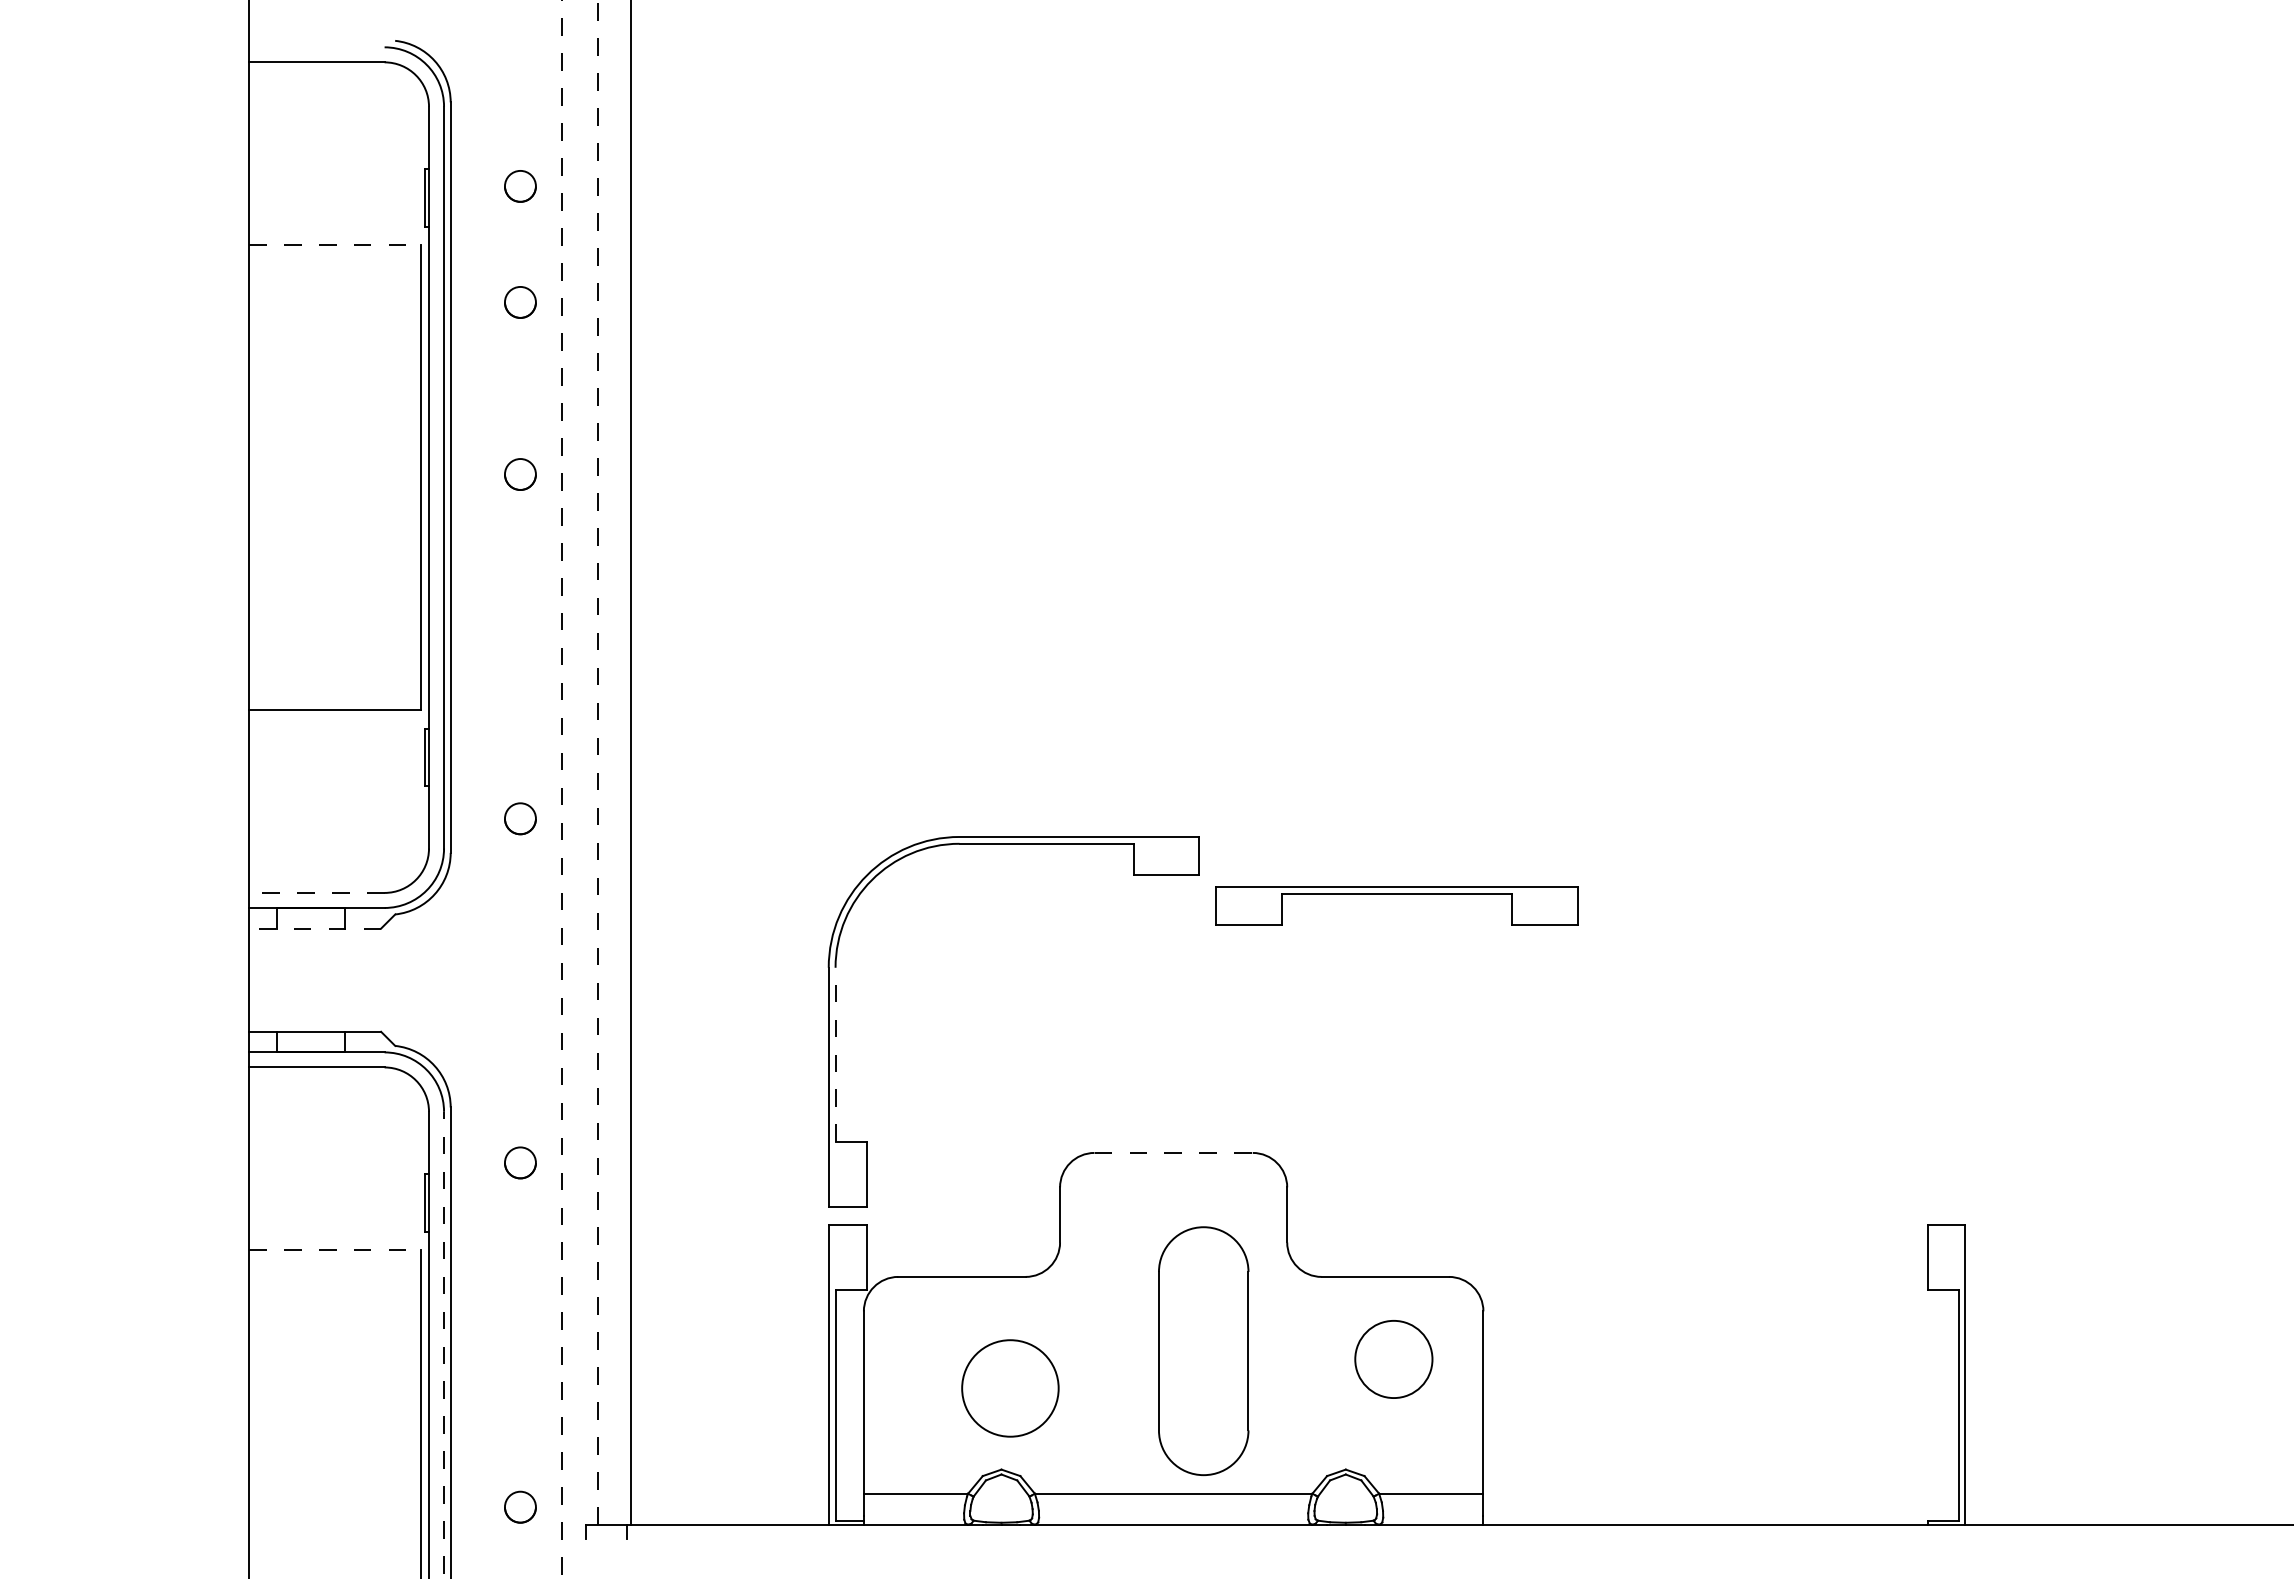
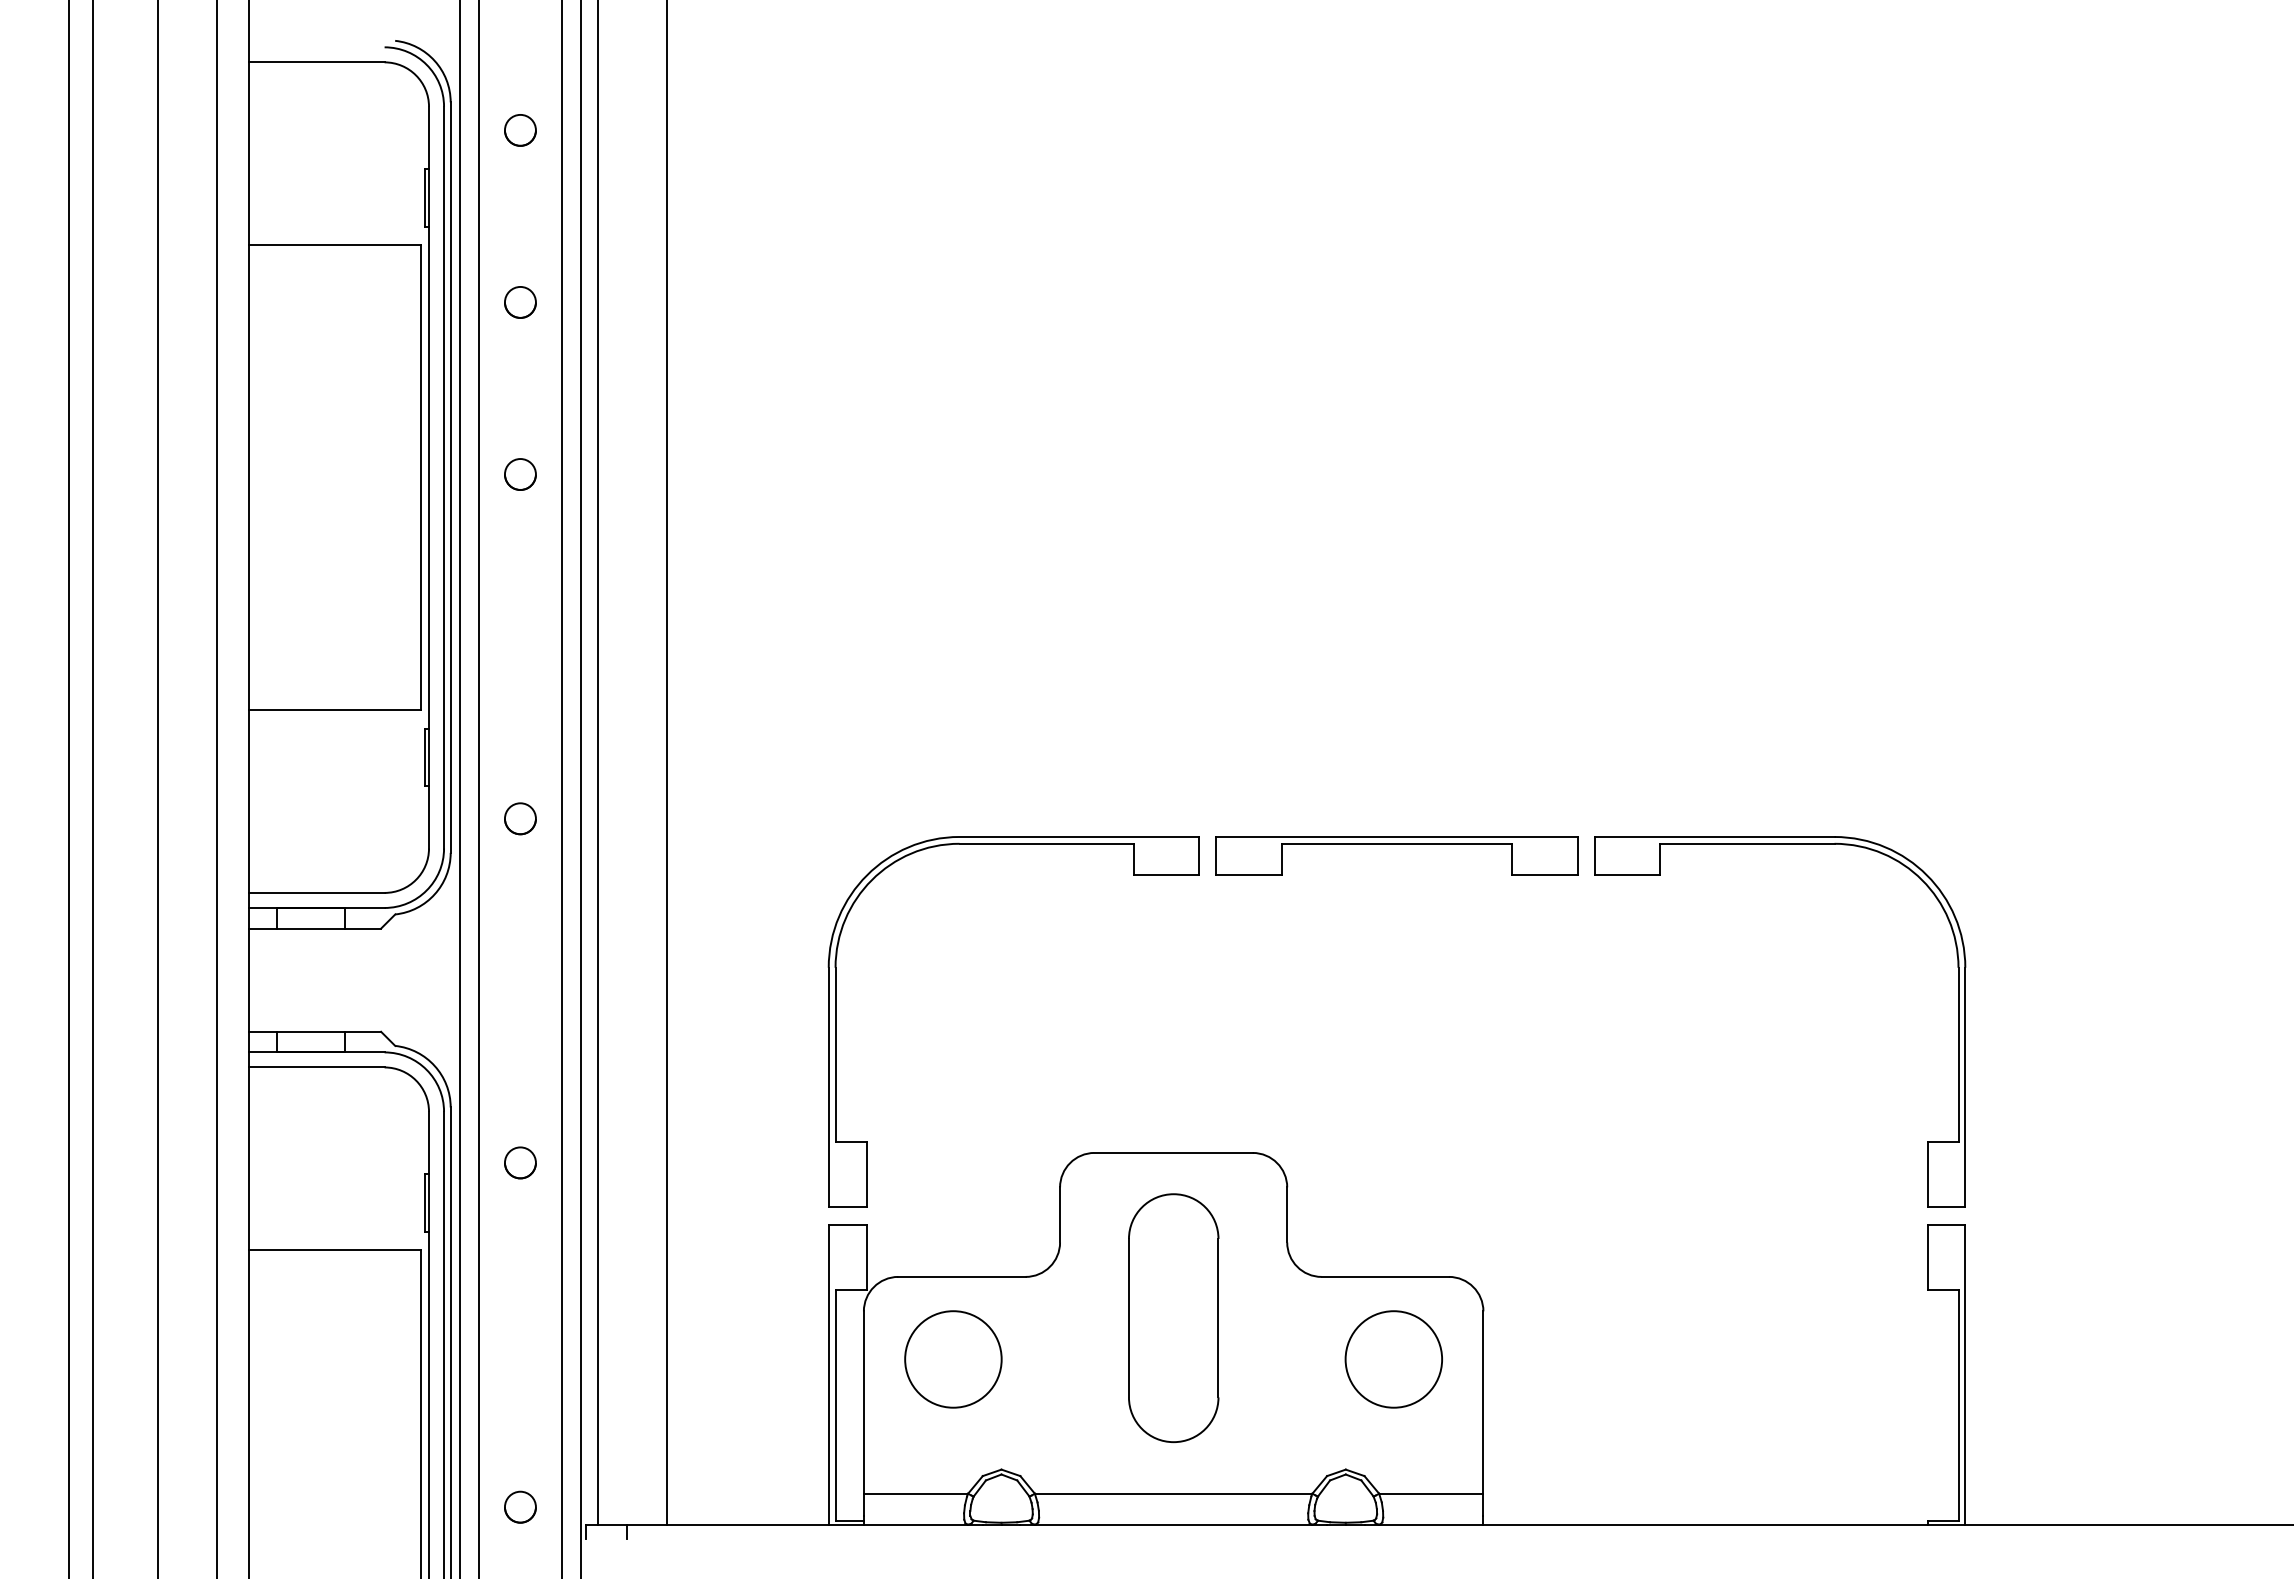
circle position: (520, 186) -> (520, 130) (520, 130)
line: dashed -> solid (335, 245)
line: dashed -> solid (598, 762)
line position: (631, 763) -> (667, 763) (667, 763)
line: none -> present (68, 788)
line: none -> present (92, 788)
line: none -> present (158, 788)
line: none -> present (217, 788)
line: none -> present (459, 788)
line: none -> present (479, 788)
line: none -> present (580, 788)
line: dashed -> solid (561, 789)
part: none -> present (1780, 844)
line: dashed -> solid (316, 892)
part position: (1396, 894) -> (1396, 844) (1396, 844)
line: dashed -> solid (314, 928)
line: dashed -> solid (835, 1054)
line: dashed -> solid (1174, 1152)
line: dashed -> solid (335, 1250)
line: dashed -> solid (443, 1344)
part position: (1203, 1351) -> (1173, 1318) (1173, 1318)
circle diameter: 77 px -> 97 px (1393, 1359)
circle position: (1010, 1388) -> (953, 1359) (953, 1359)
